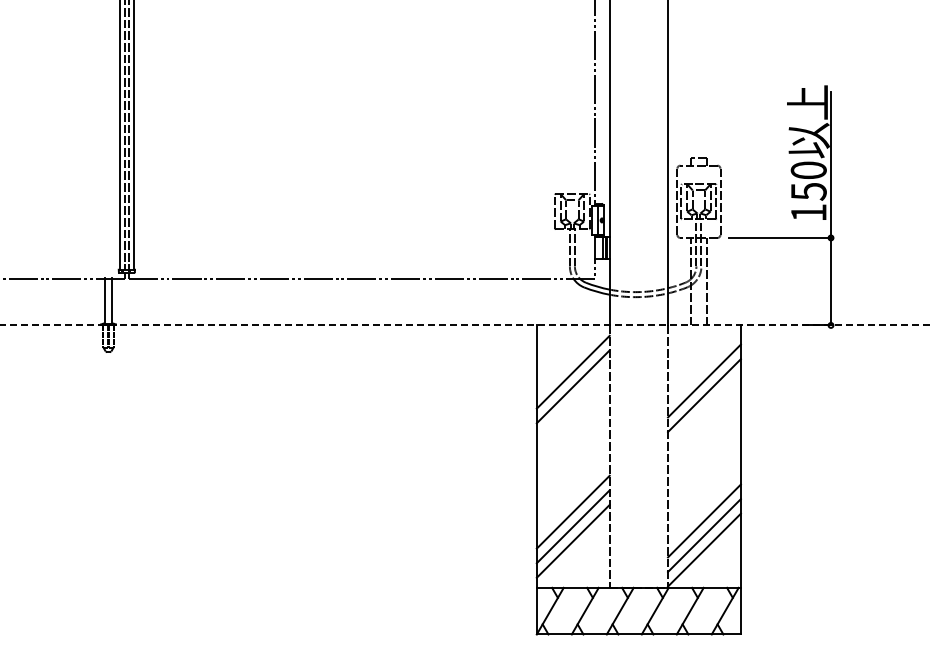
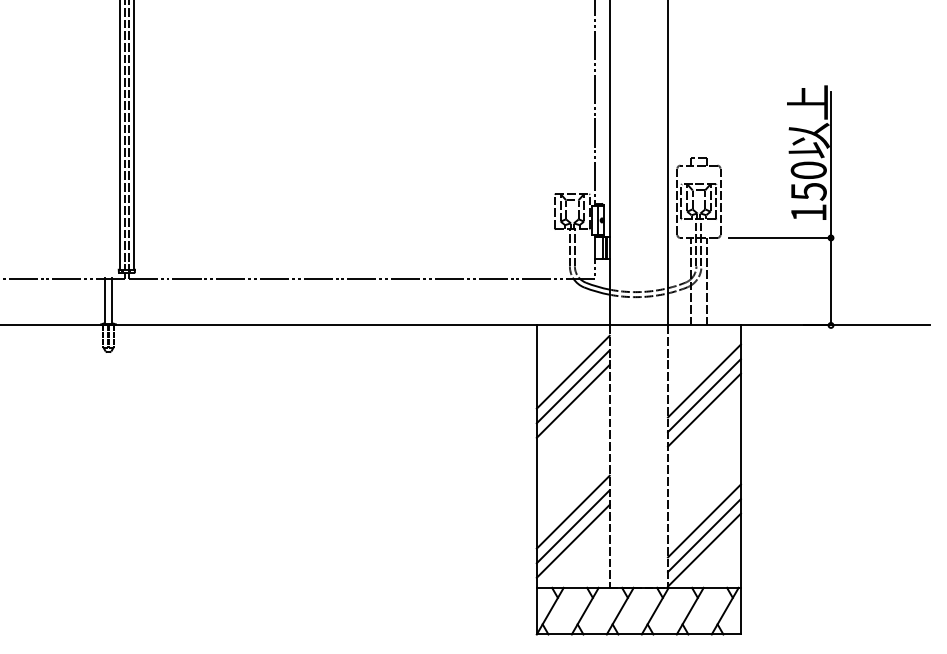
line: dashed -> solid (465, 325)
line: none -> present (572, 400)
line: none -> present (704, 409)
